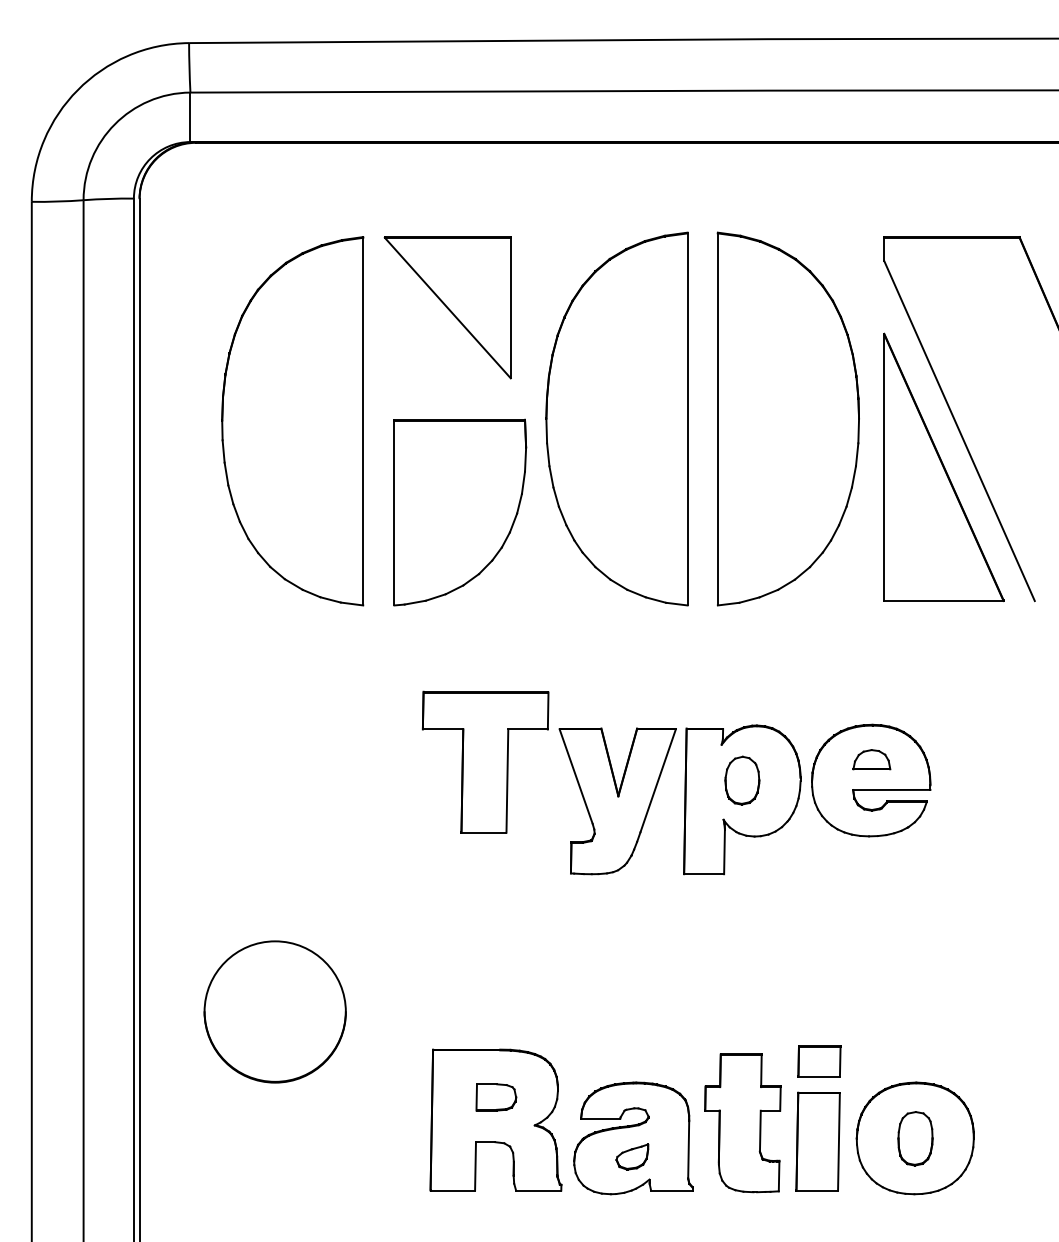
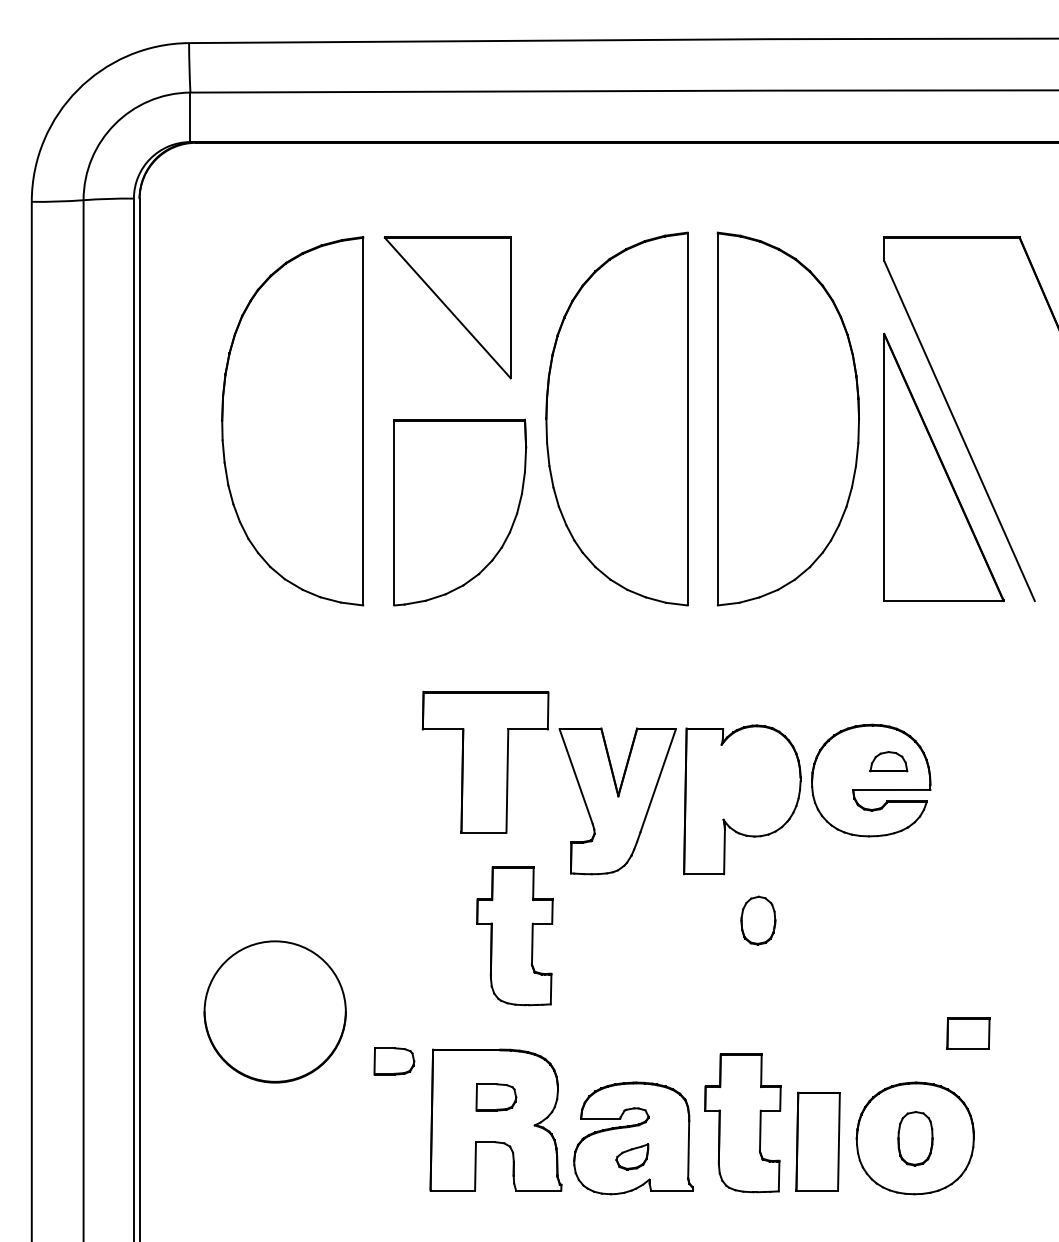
part position: (871, 759) -> (888, 761) (888, 761)
part position: (742, 780) -> (758, 920) (758, 920)
part: none -> present (514, 936)
part: none -> present (394, 1061)
part position: (819, 1061) -> (968, 1033) (968, 1033)
